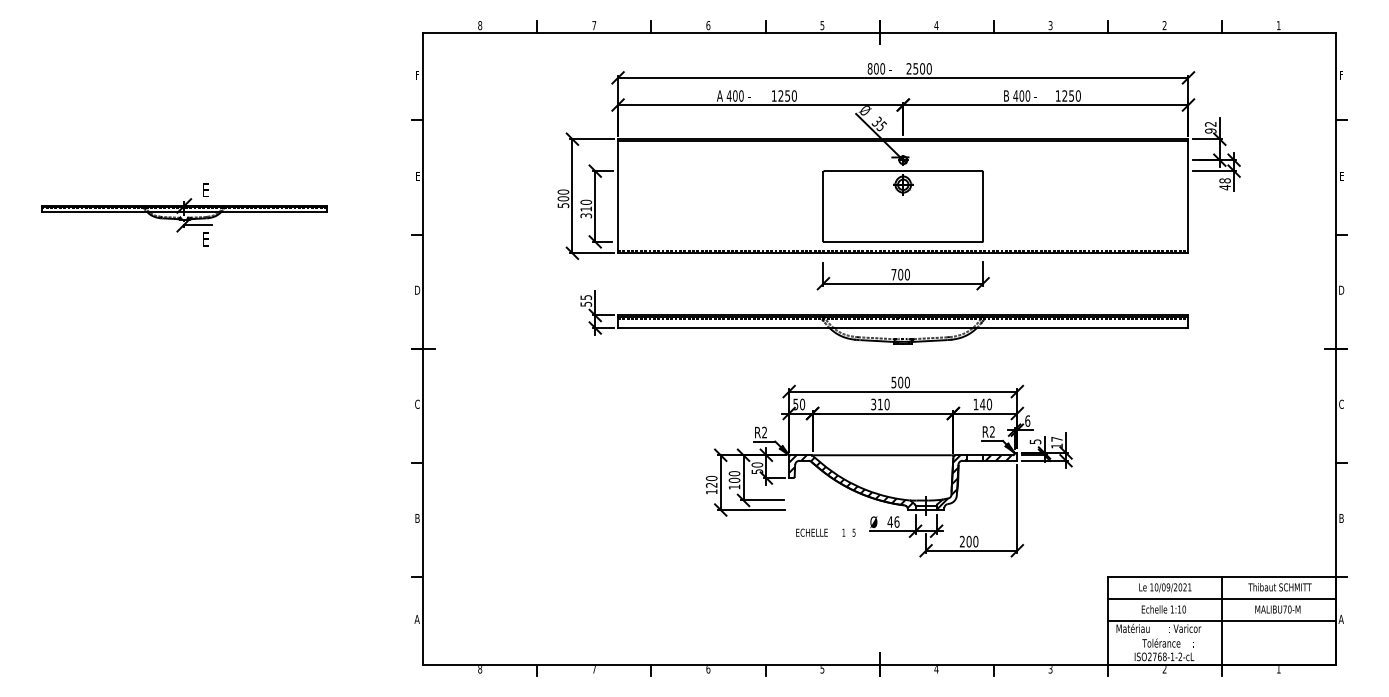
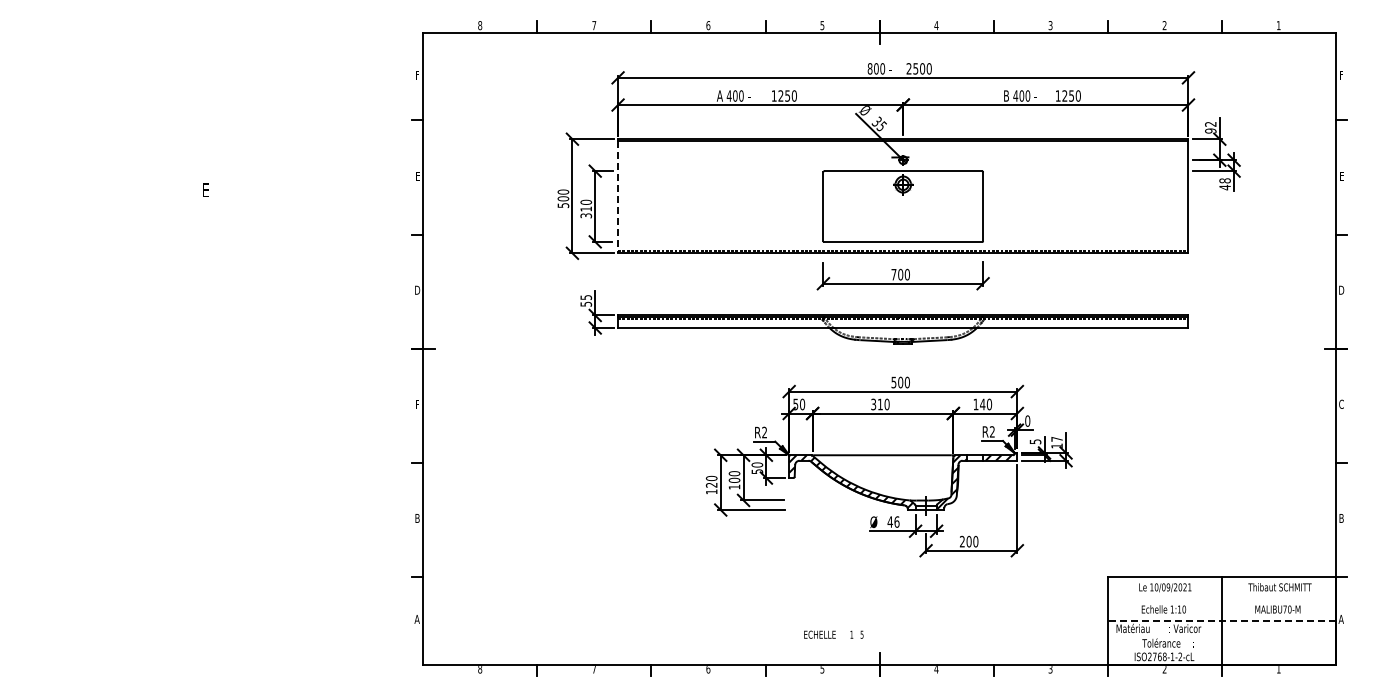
line: solid -> dashed (618, 197)
part: present -> none (184, 222)
text: C -> F (417, 403)
text: 6 -> 0 (1027, 420)
text position: (825, 532) -> (833, 634) (833, 634)
line: present -> none (1221, 598)
line: solid -> dashed (1221, 620)
